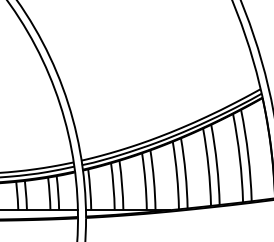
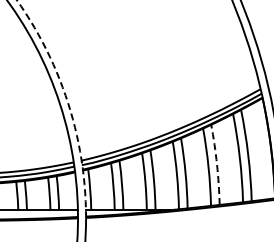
arc: solid -> dashed (68, 103)
arc: solid -> dashed (217, 164)
